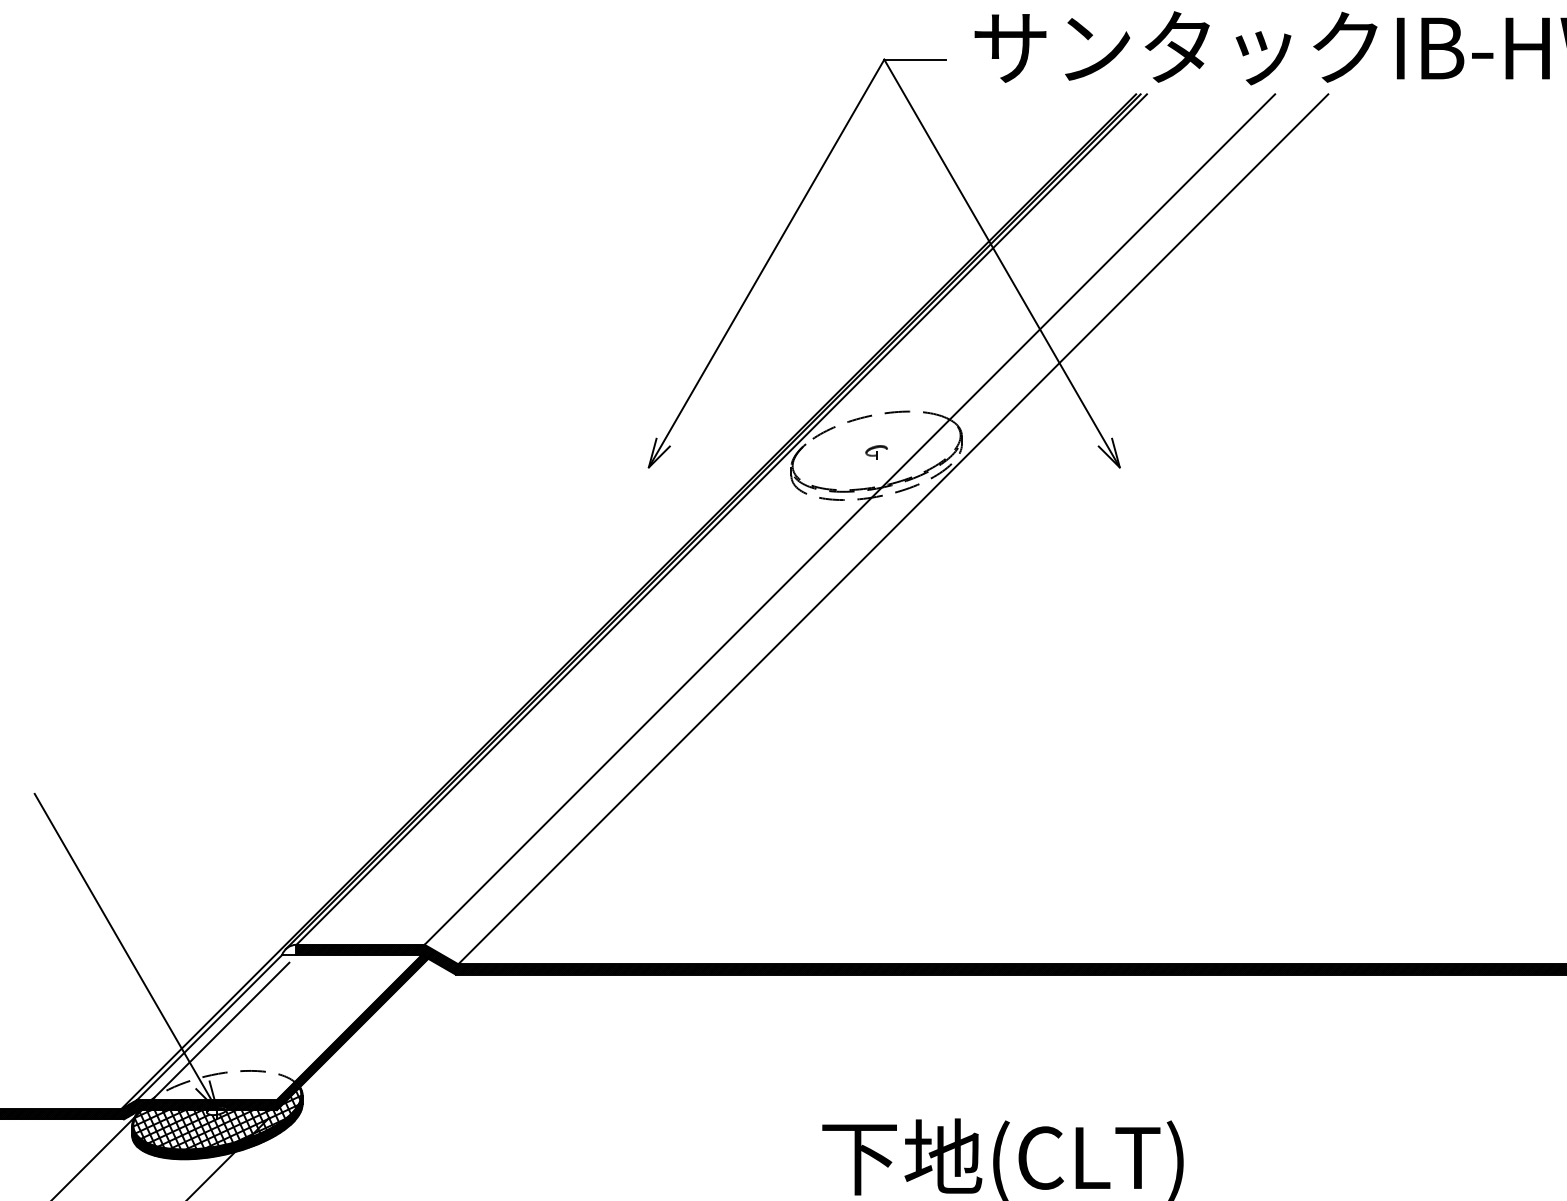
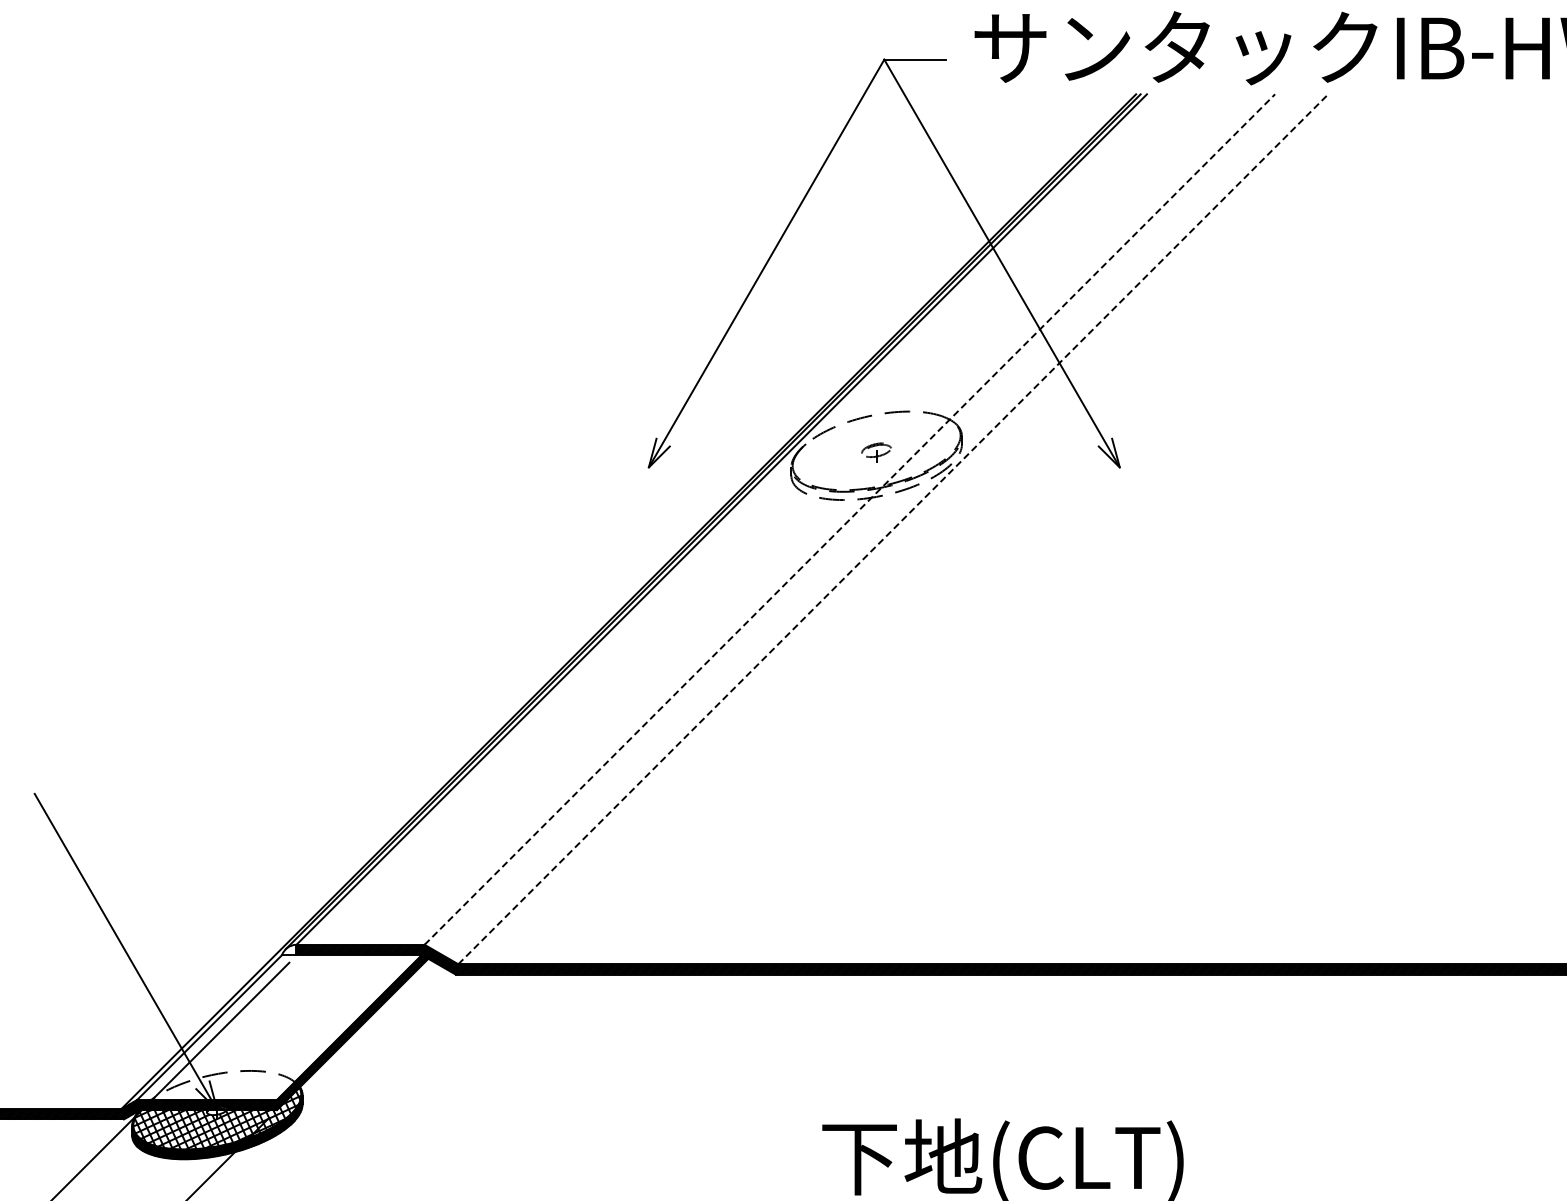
part size: 23x15 px -> 31x21 px (876, 452)
line: solid -> dashed (850, 519)
line: solid -> dashed (893, 528)
